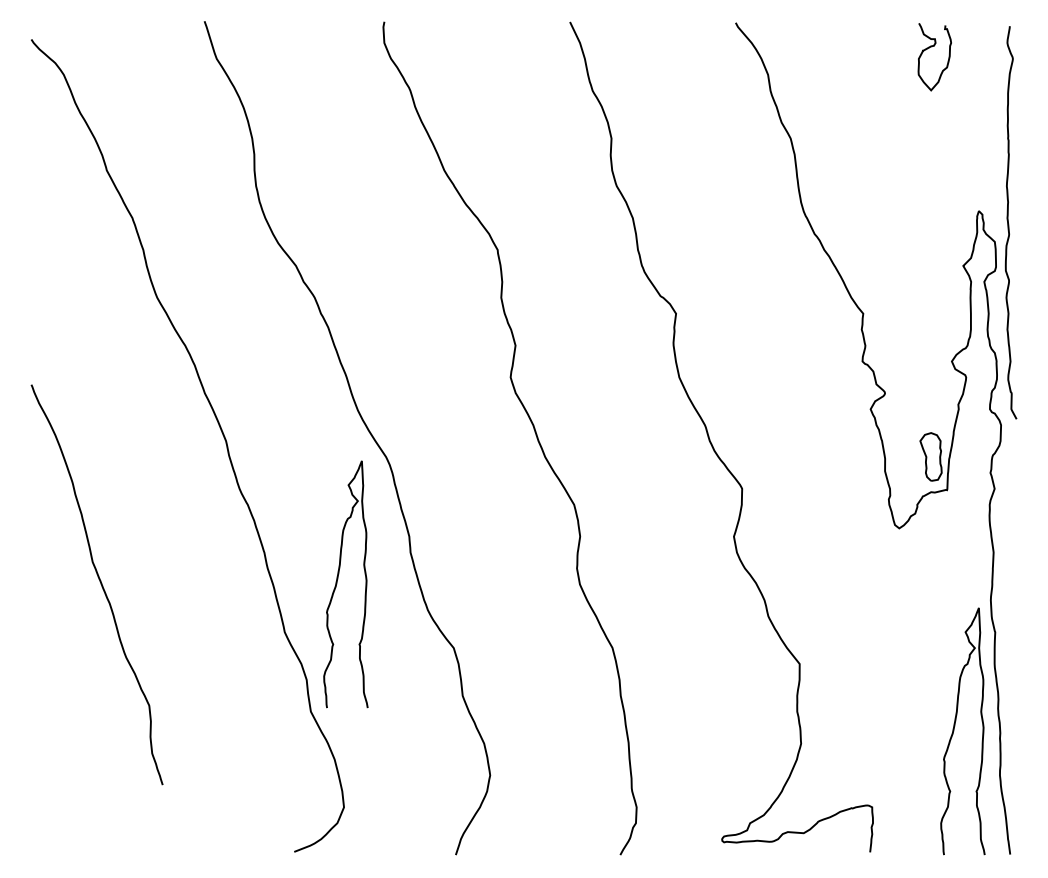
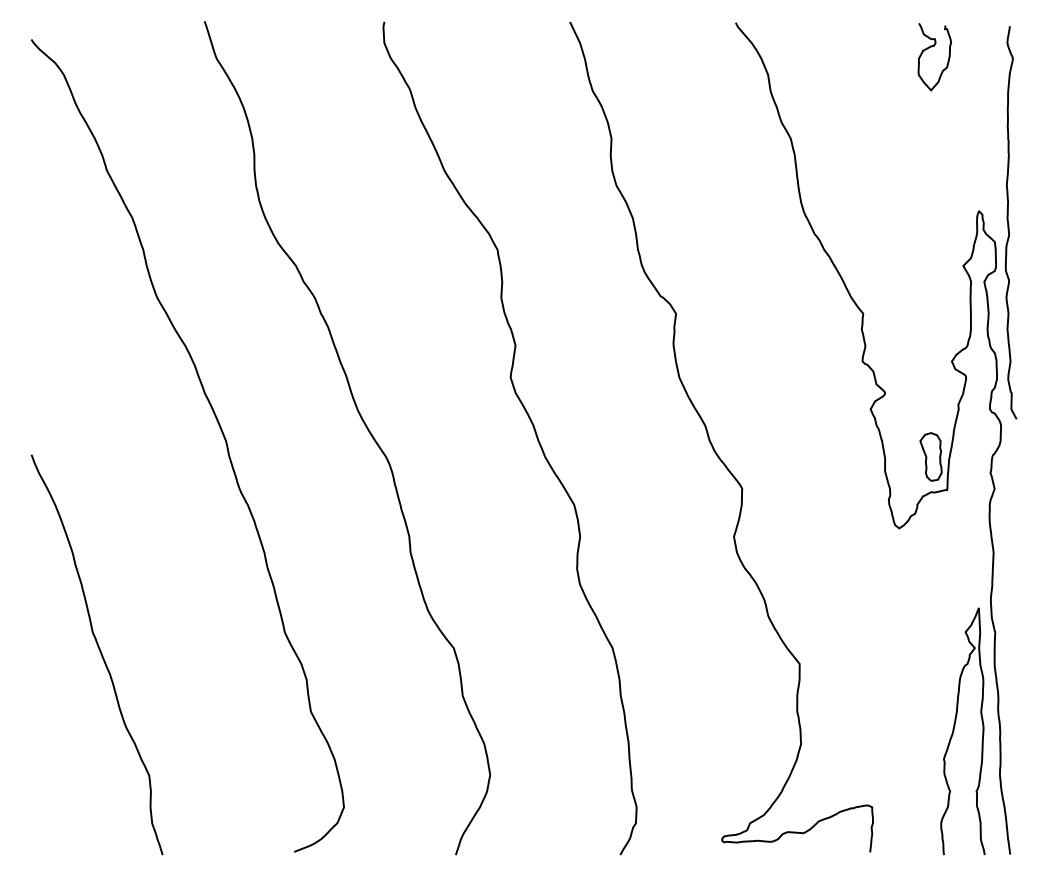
curve position: (100, 584) -> (100, 654) (100, 654)
curve: present -> none (337, 584)
